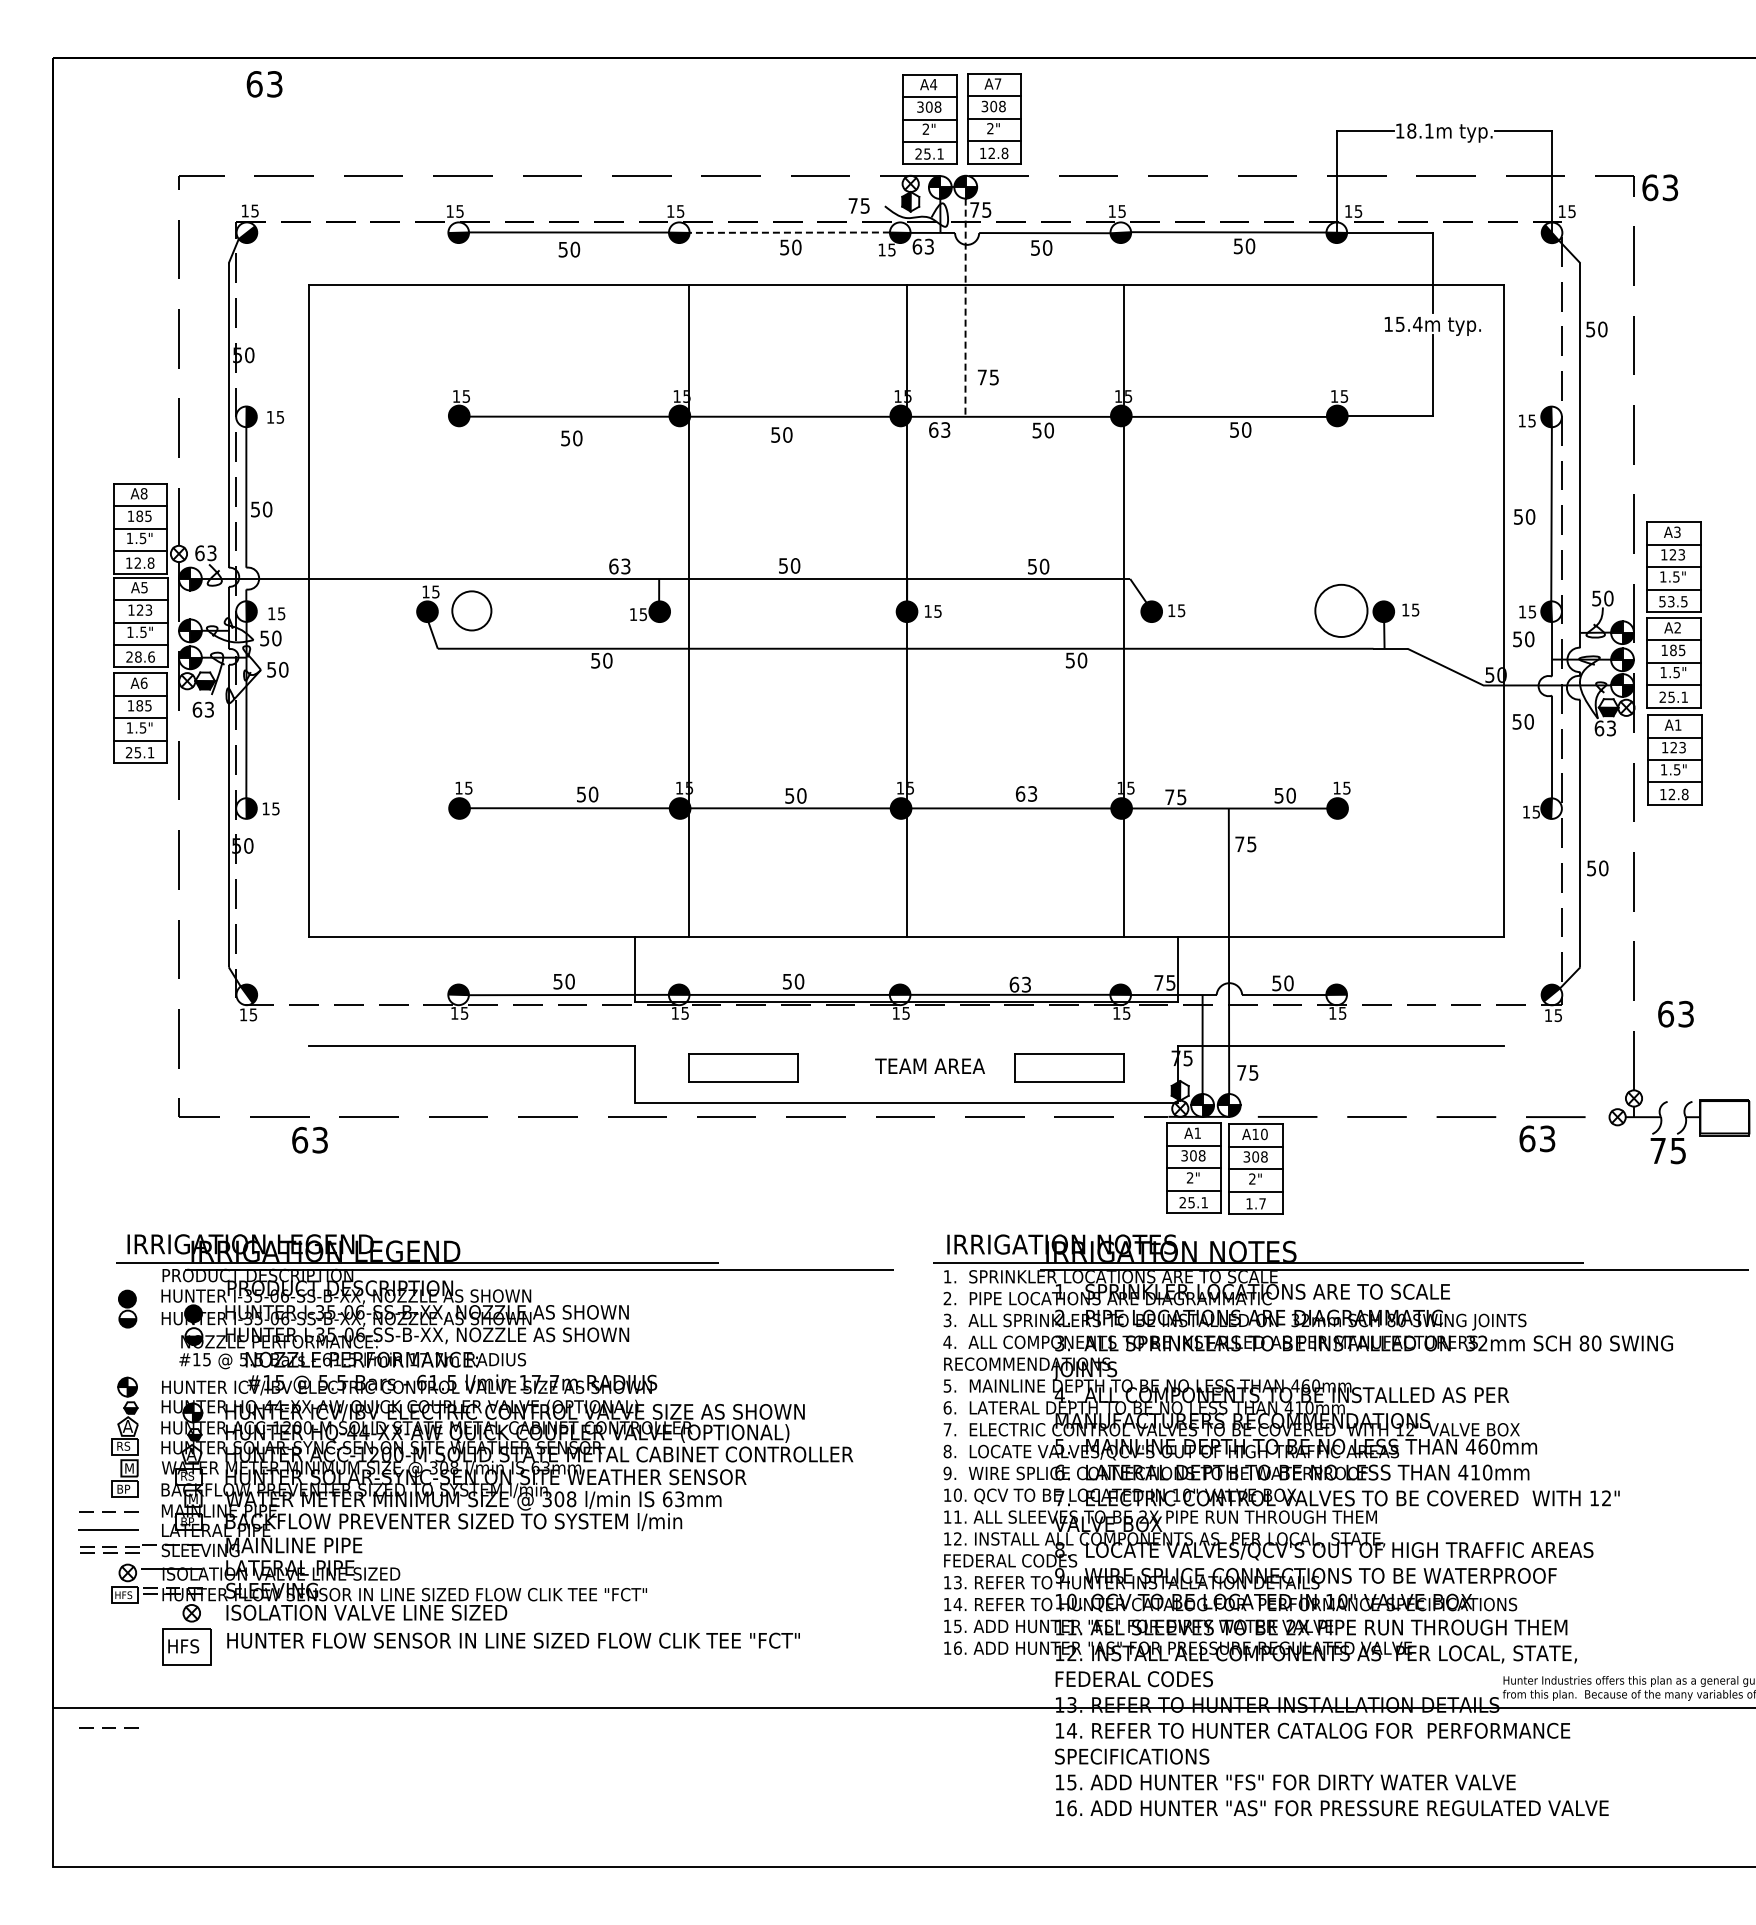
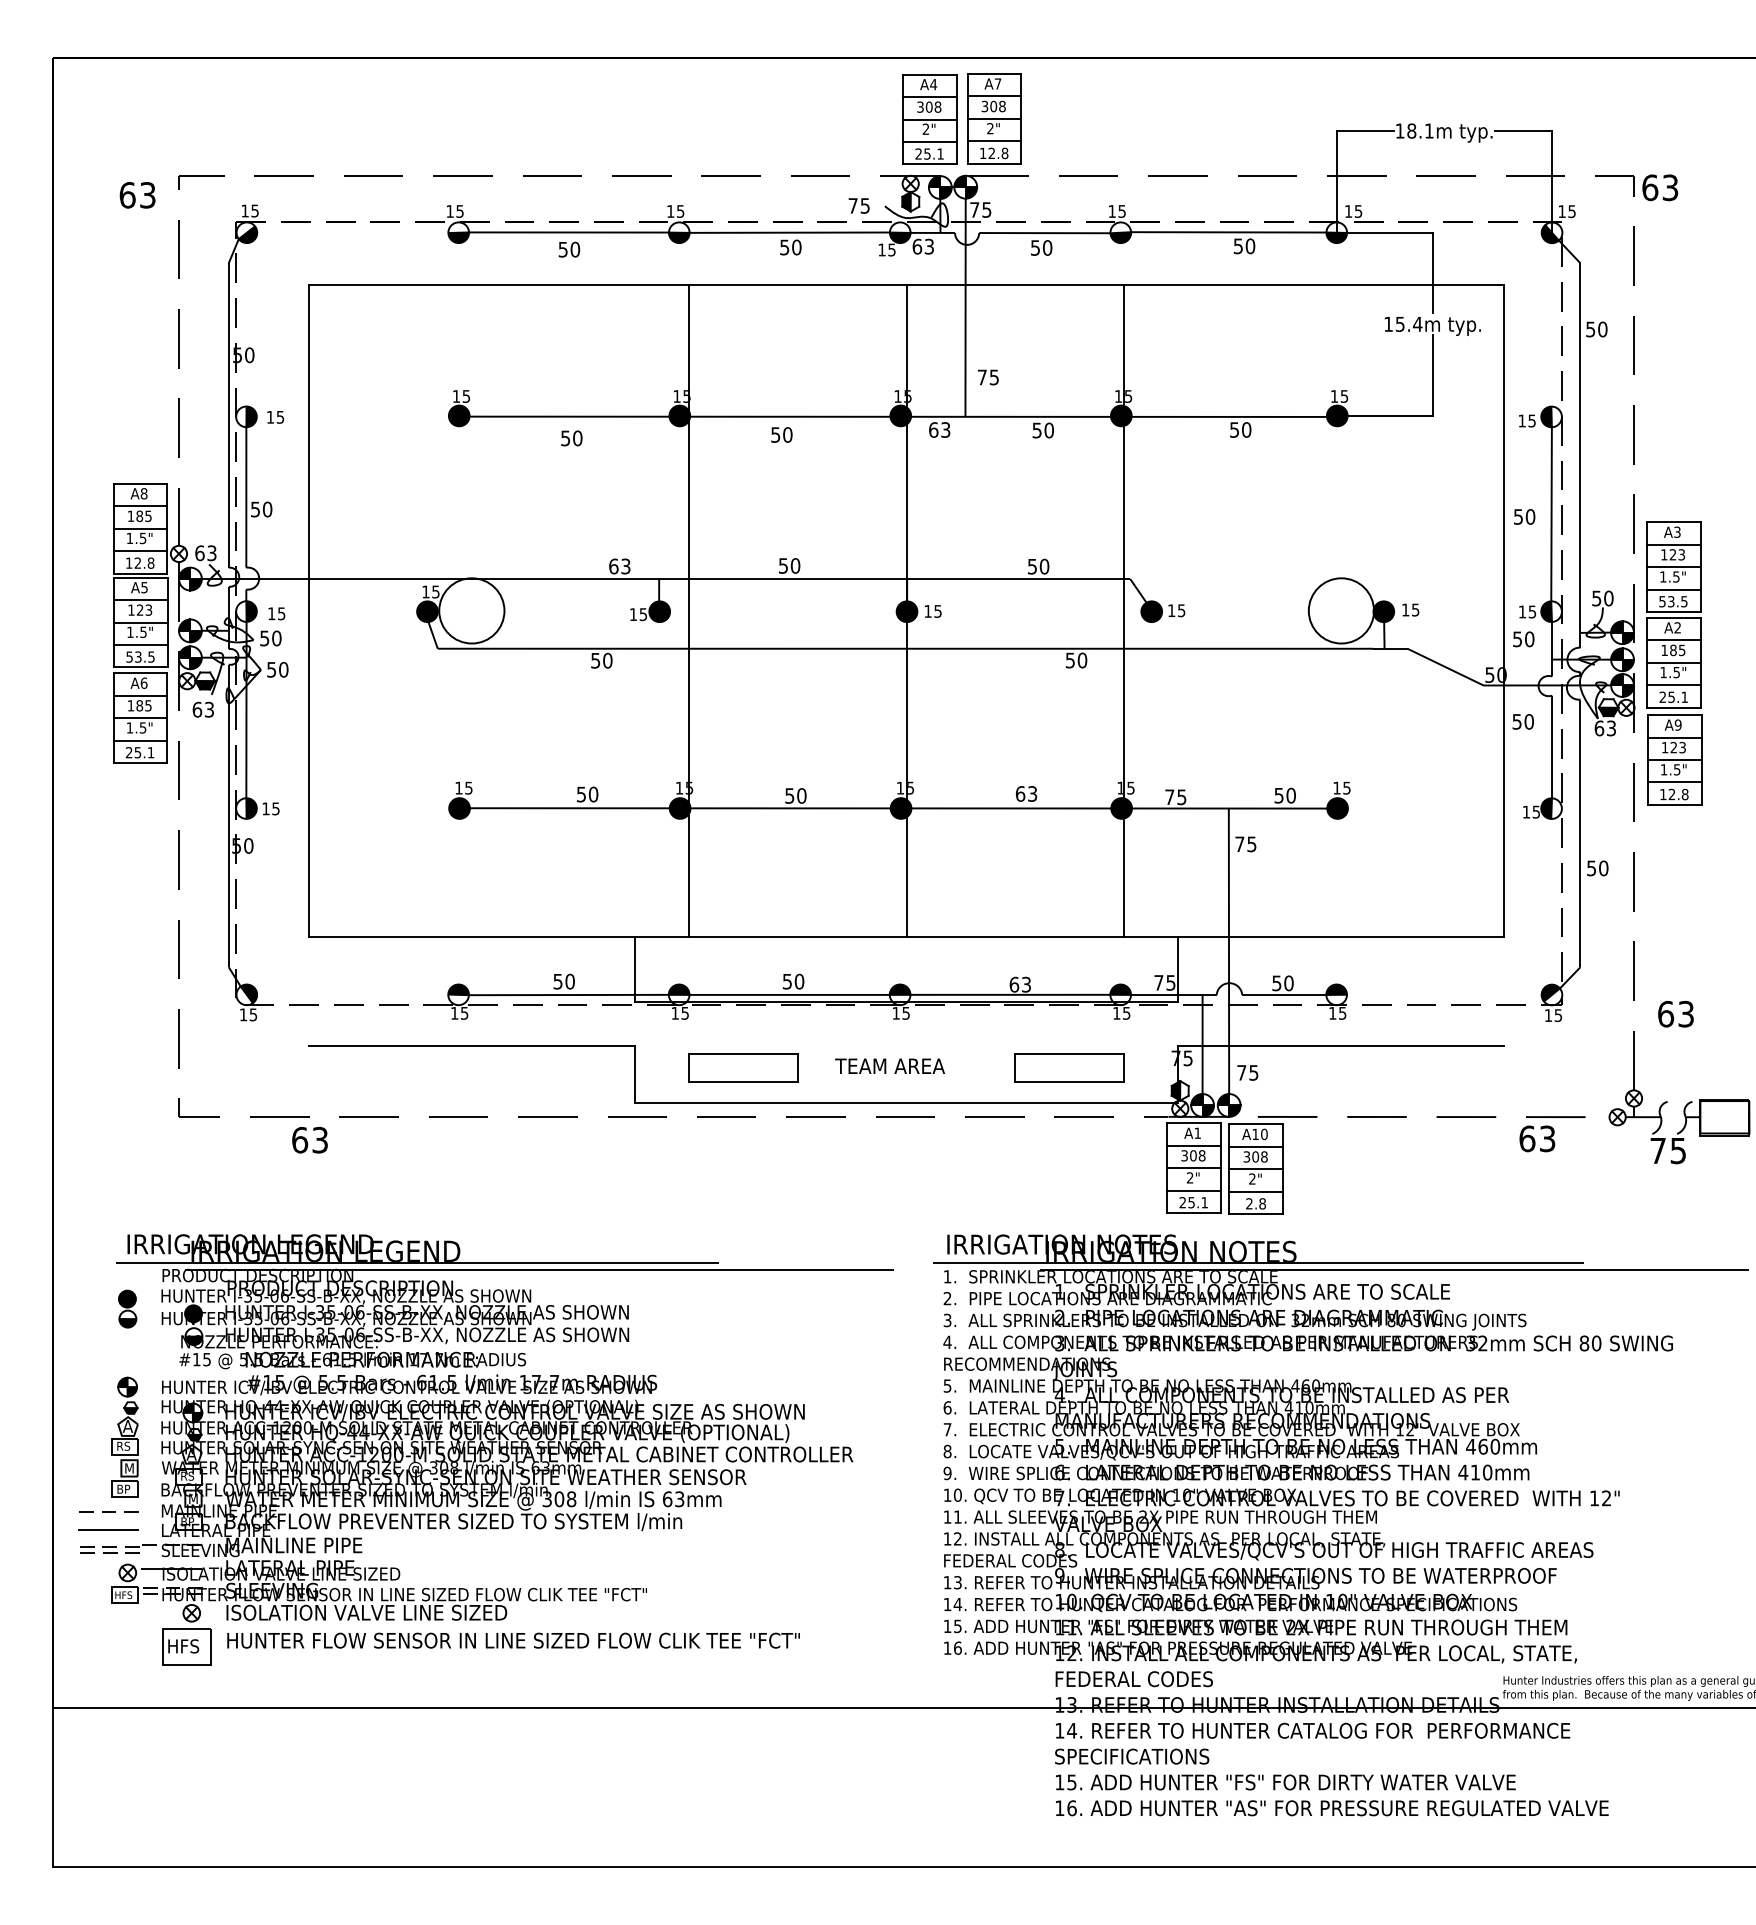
text position: (264, 84) -> (137, 195) (137, 195)
line: dashed -> solid (789, 232)
line: dashed -> solid (965, 308)
circle diameter: 39 px -> 65 px (471, 610)
circle diameter: 52 px -> 65 px (1341, 610)
text: 28.6 -> 53.5 (140, 656)
text: A1 -> A9 (1677, 724)
text position: (929, 1065) -> (889, 1065) (889, 1065)
text: 1.7 -> 2.8 (1255, 1203)
line: present -> none (108, 1727)
